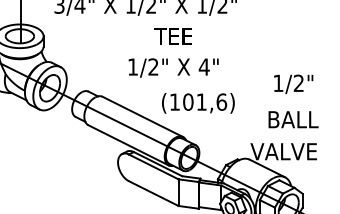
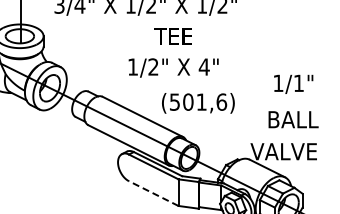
text: 1/2" -> 1/1" (298, 82)
text: (101,6) -> (501,6) (174, 101)
line: solid -> dashed (153, 193)
